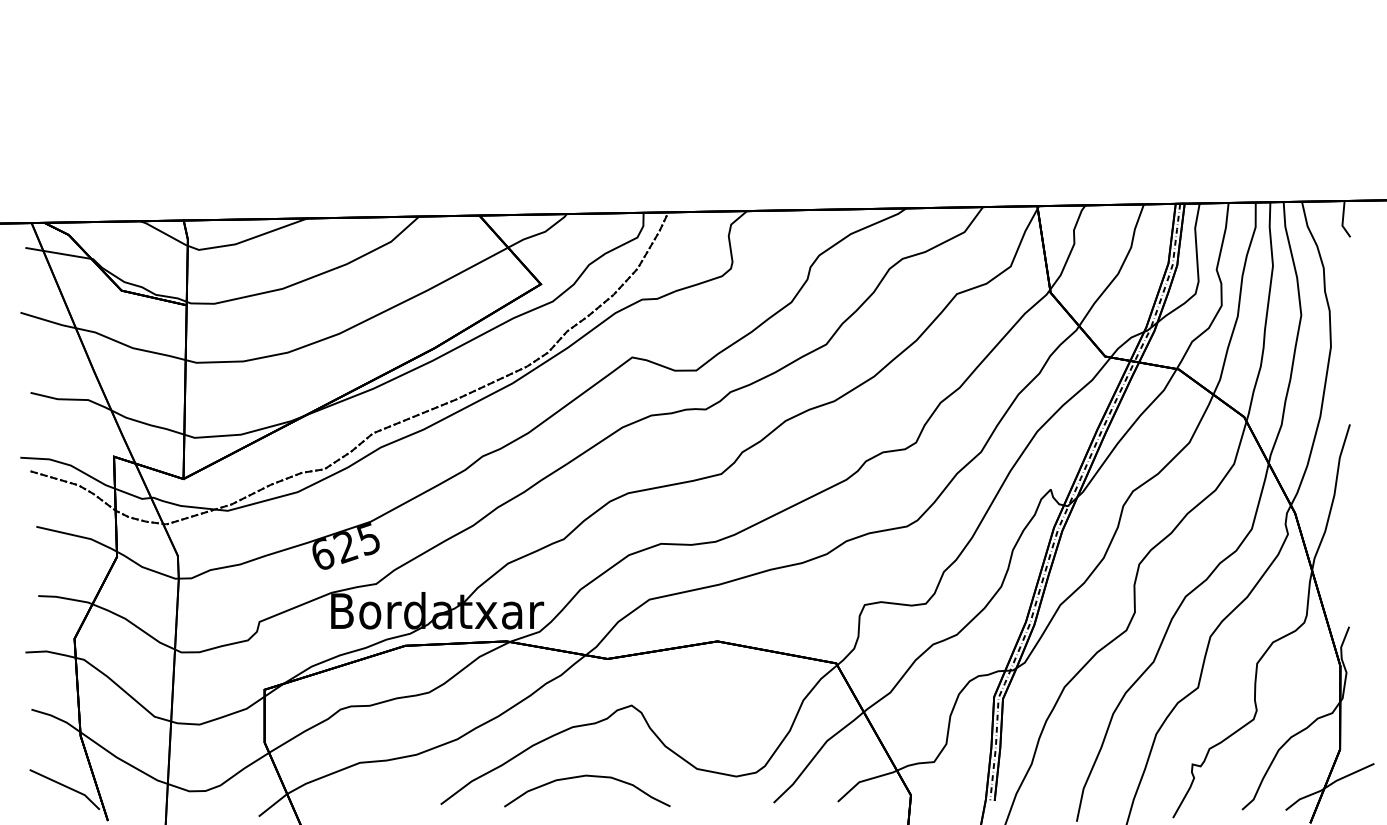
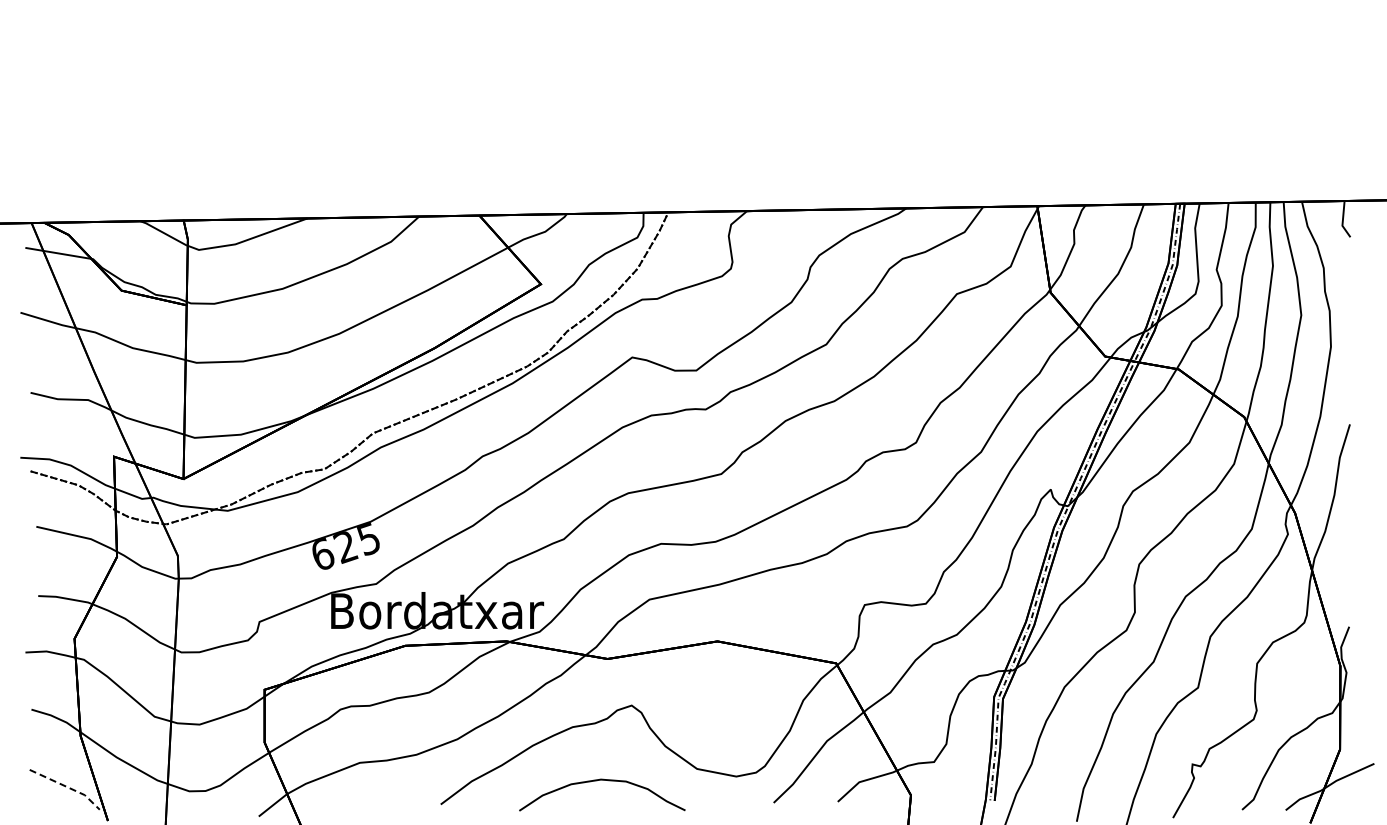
curve position: (582, 777) -> (597, 781) (597, 781)
line: solid -> dashed (67, 787)
